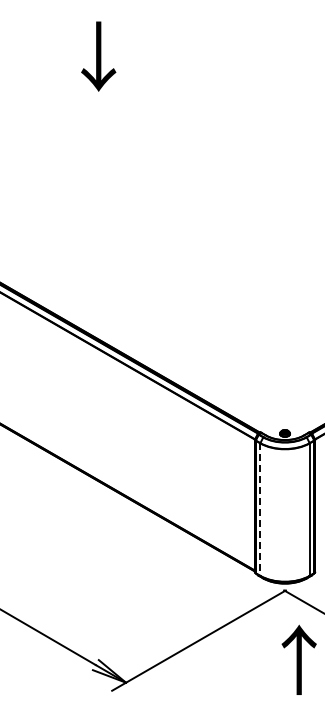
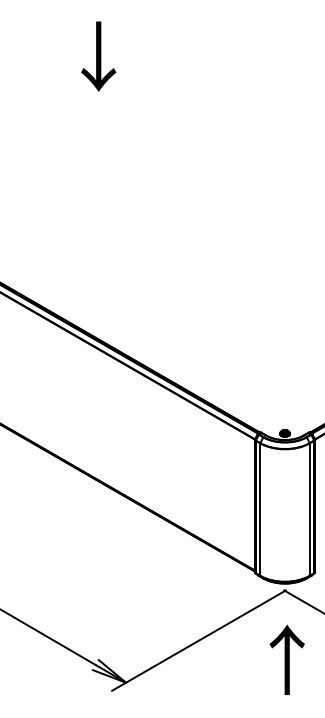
line: dashed -> solid (260, 510)
text position: (298, 659) -> (286, 659) (286, 659)
